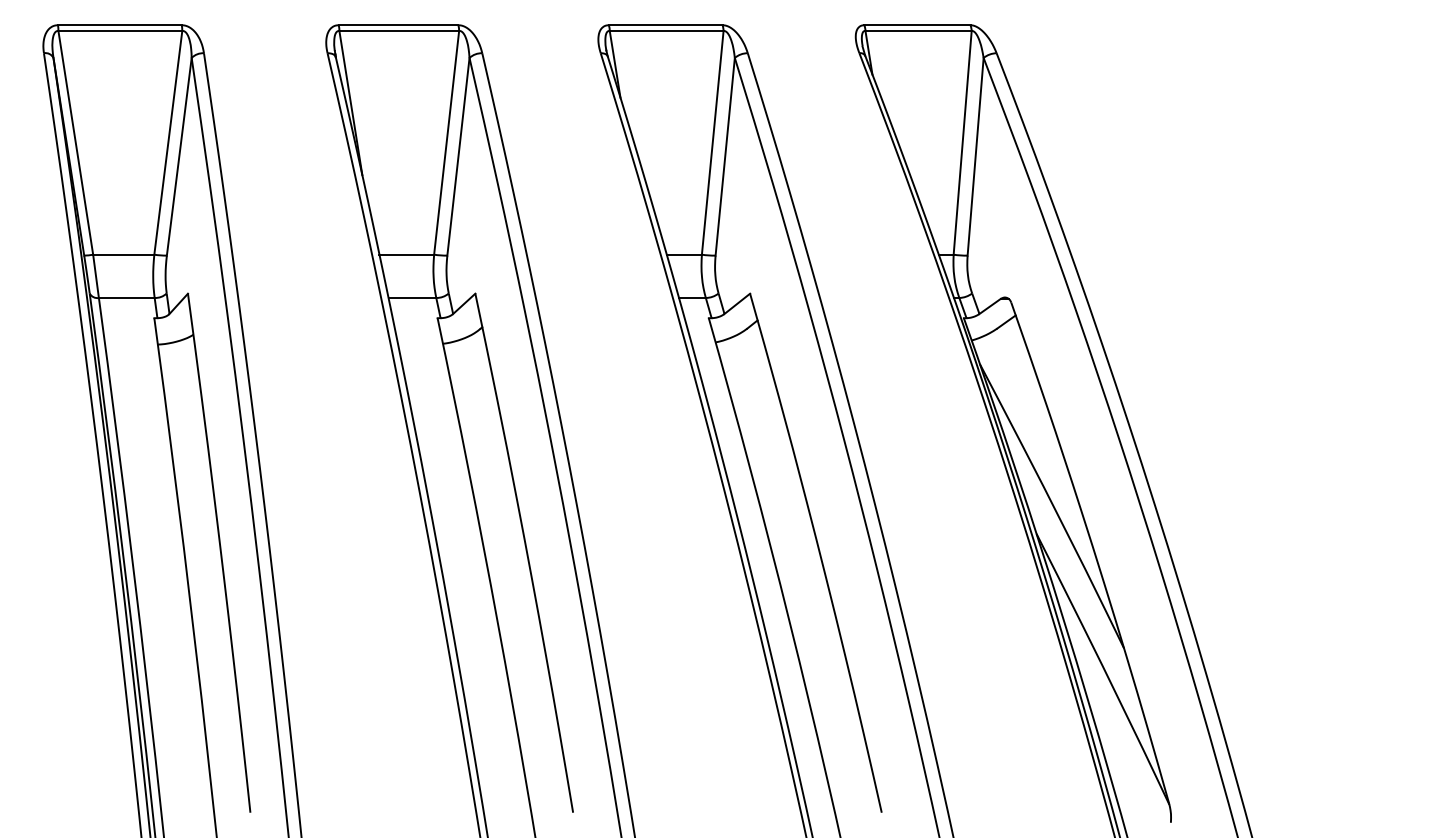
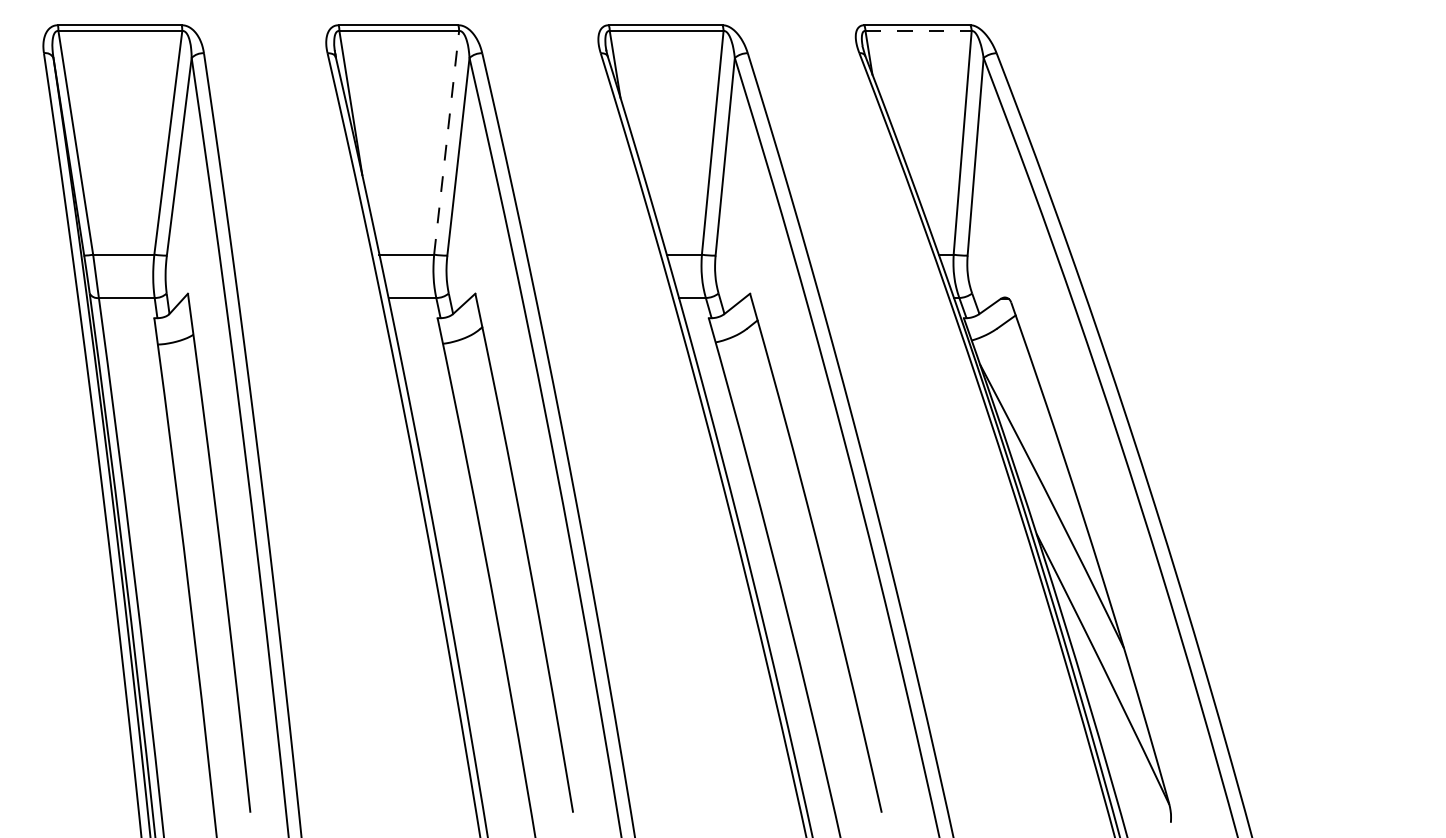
line: solid -> dashed (919, 31)
line: solid -> dashed (446, 142)
